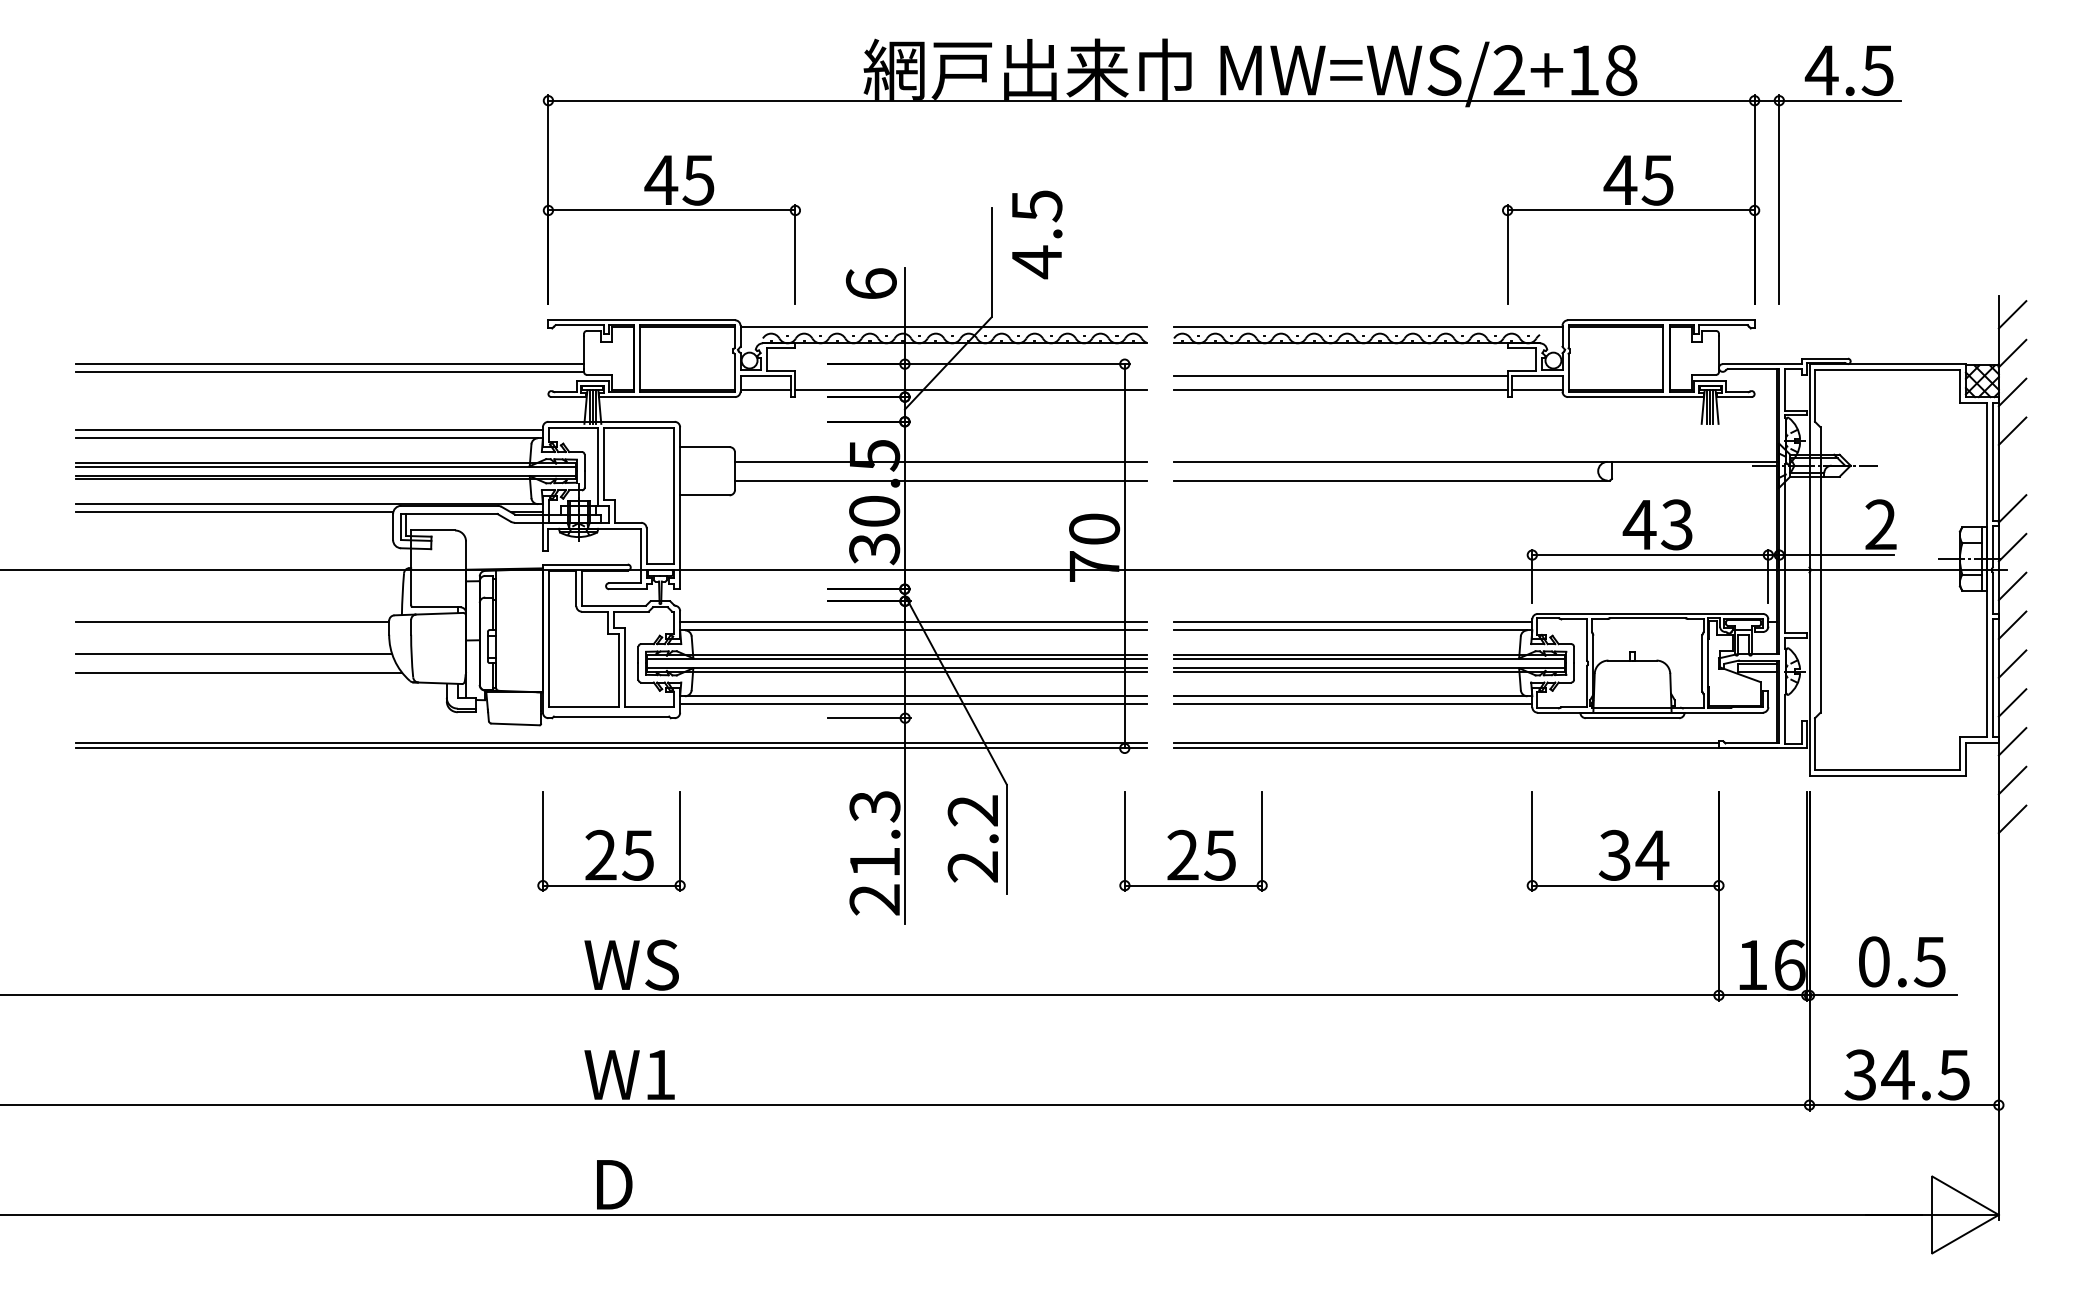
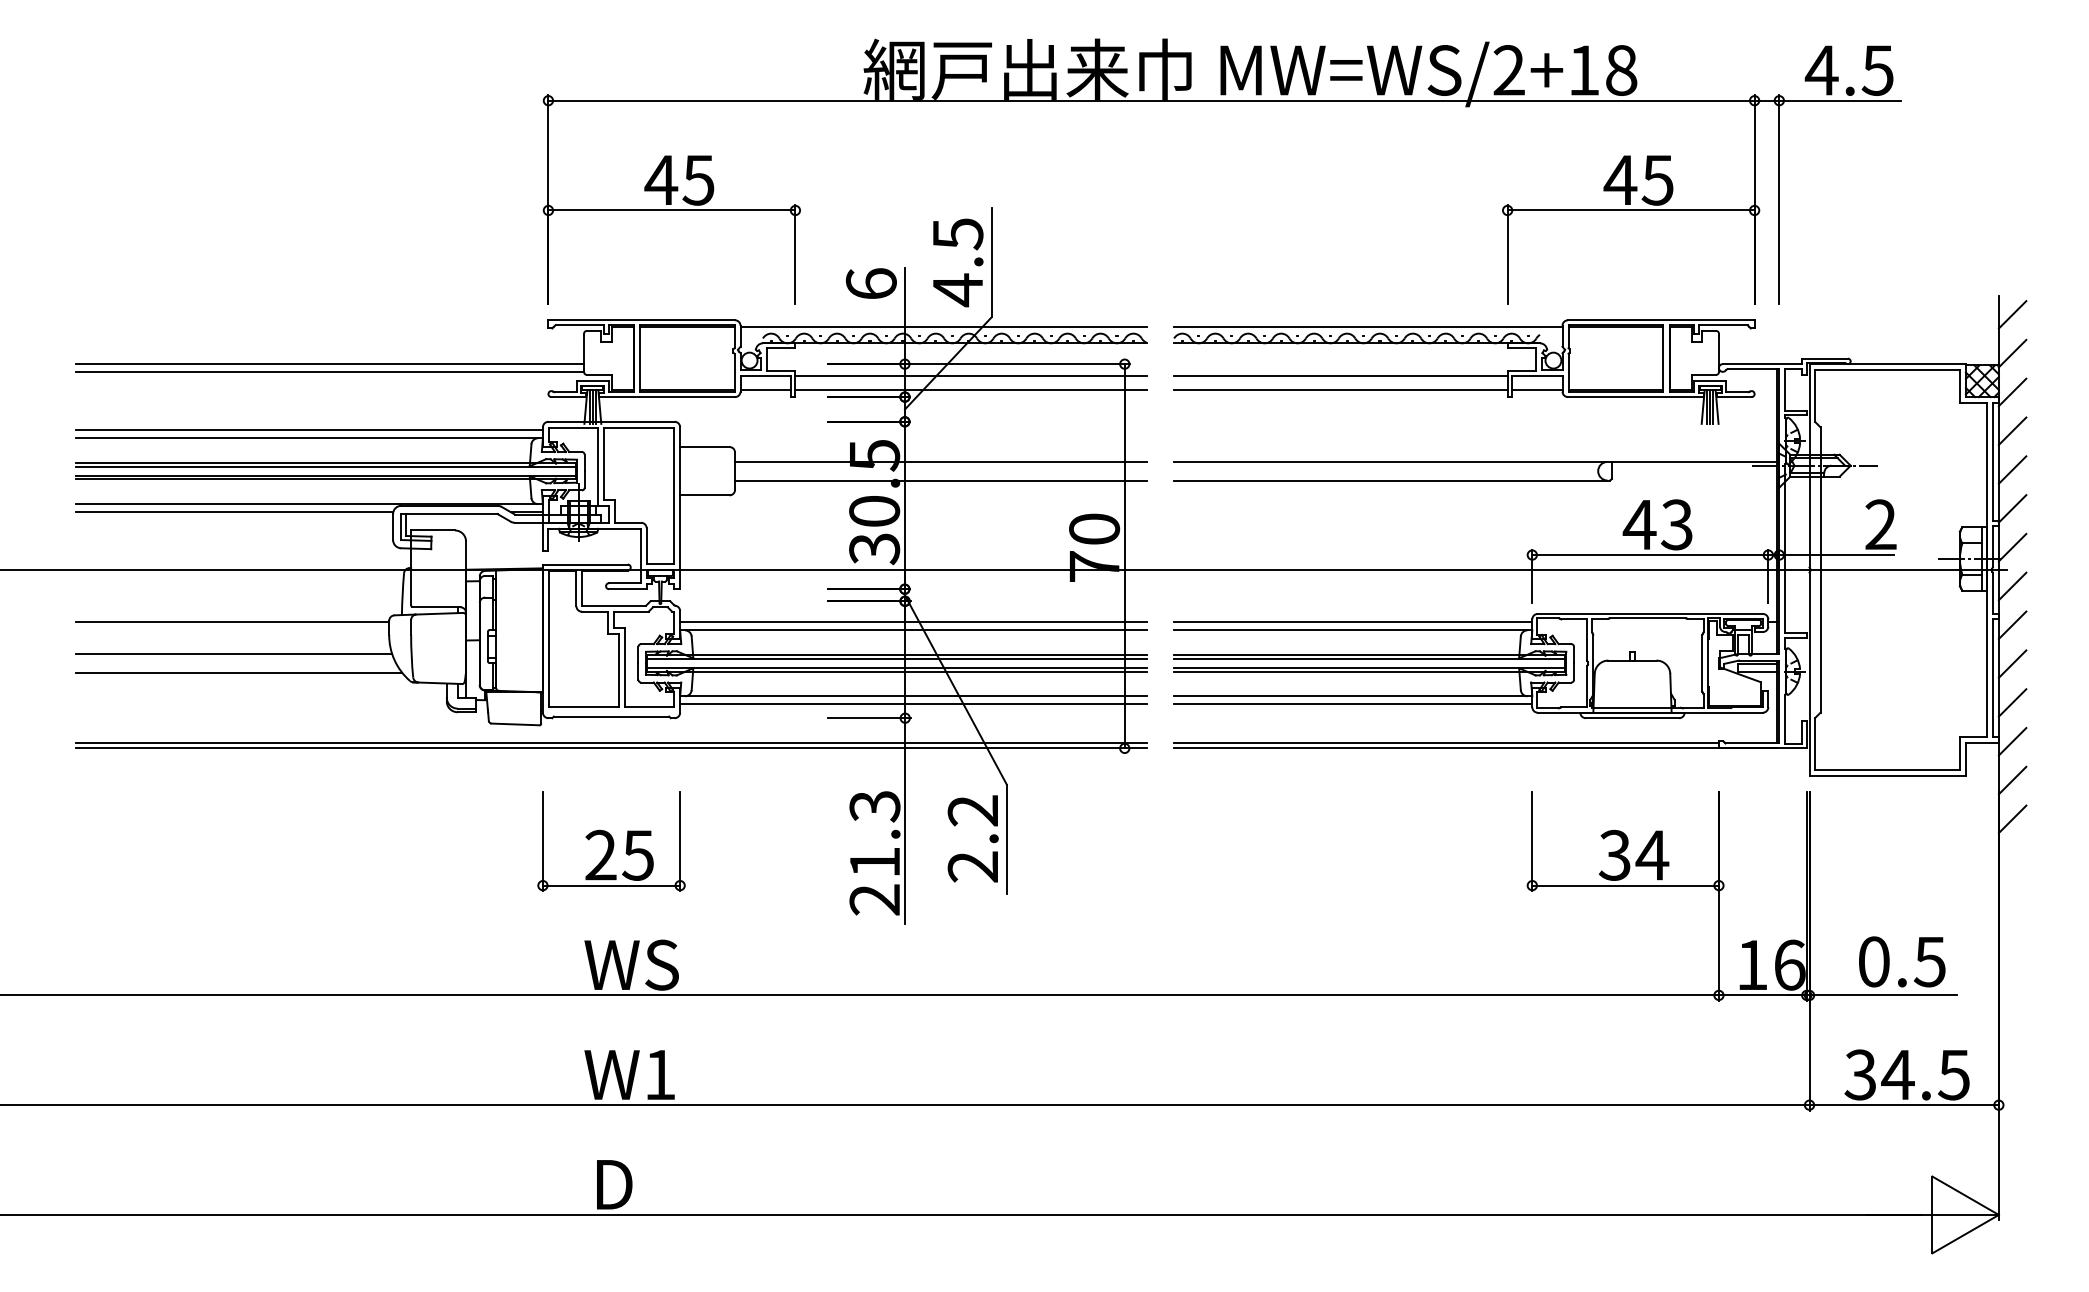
text position: (1037, 234) -> (958, 262) (958, 262)
line: none -> present (970, 375)
line: none -> present (2012, 469)
part: present -> none (1193, 841)
